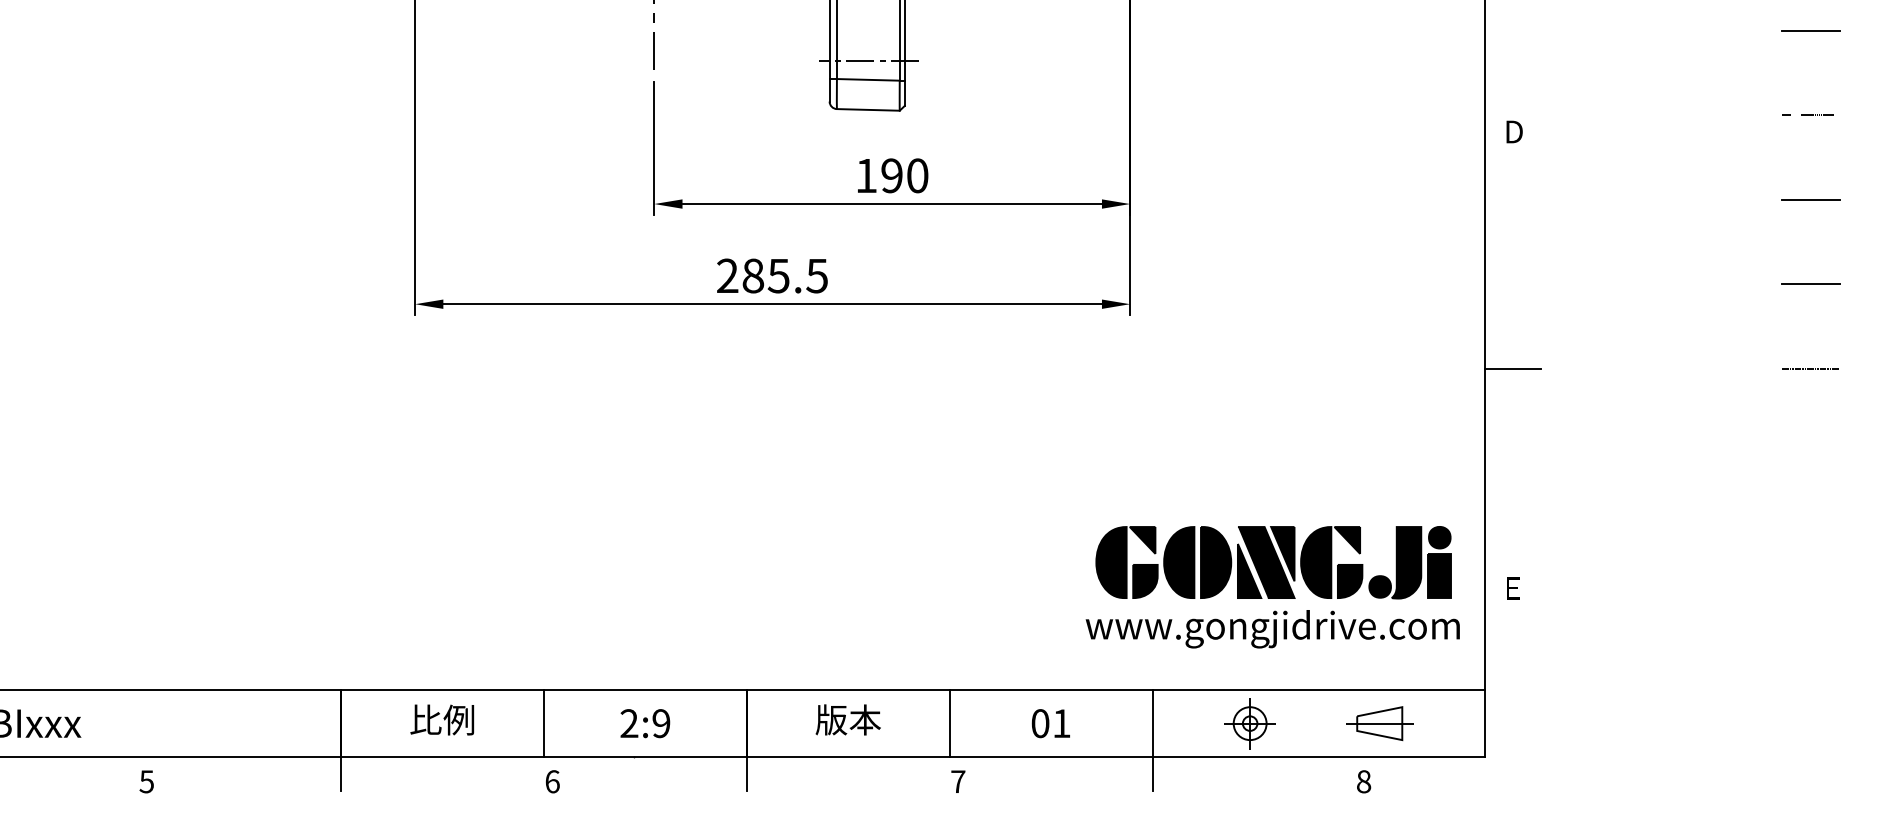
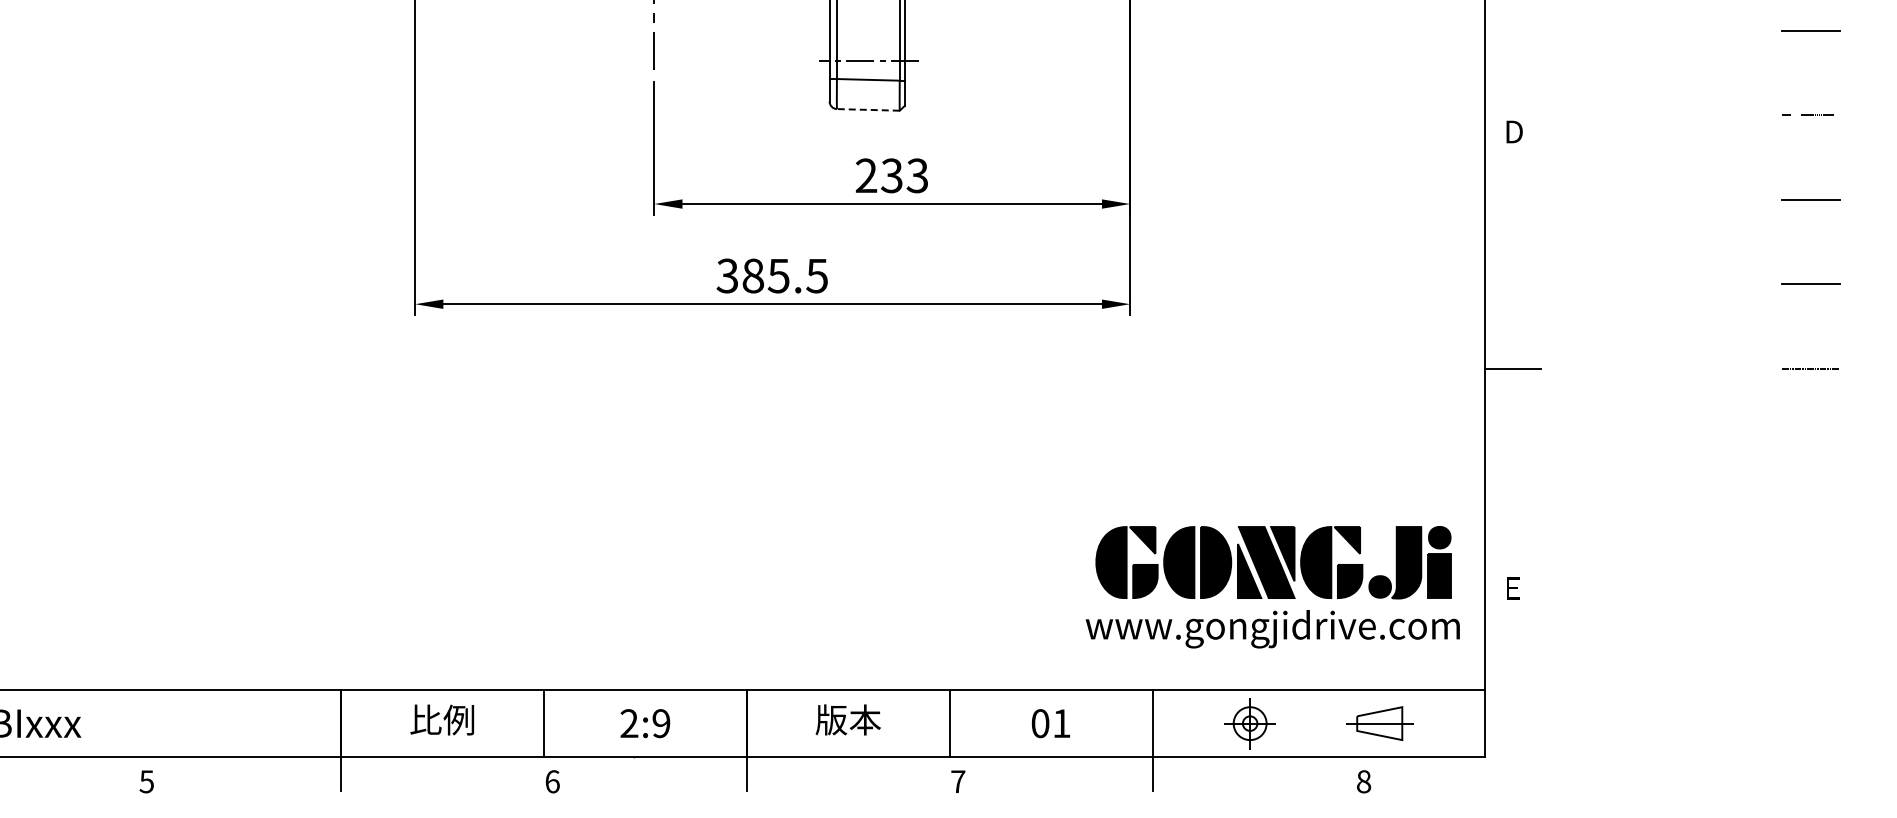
line: solid -> dashed (867, 109)
text: 190 -> 233 (891, 175)
text: 285.5 -> 385.5 (727, 276)
